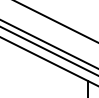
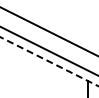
line position: (56, 21) -> (48, 31) (48, 31)
line: present -> none (48, 43)
line: solid -> dashed (49, 61)
